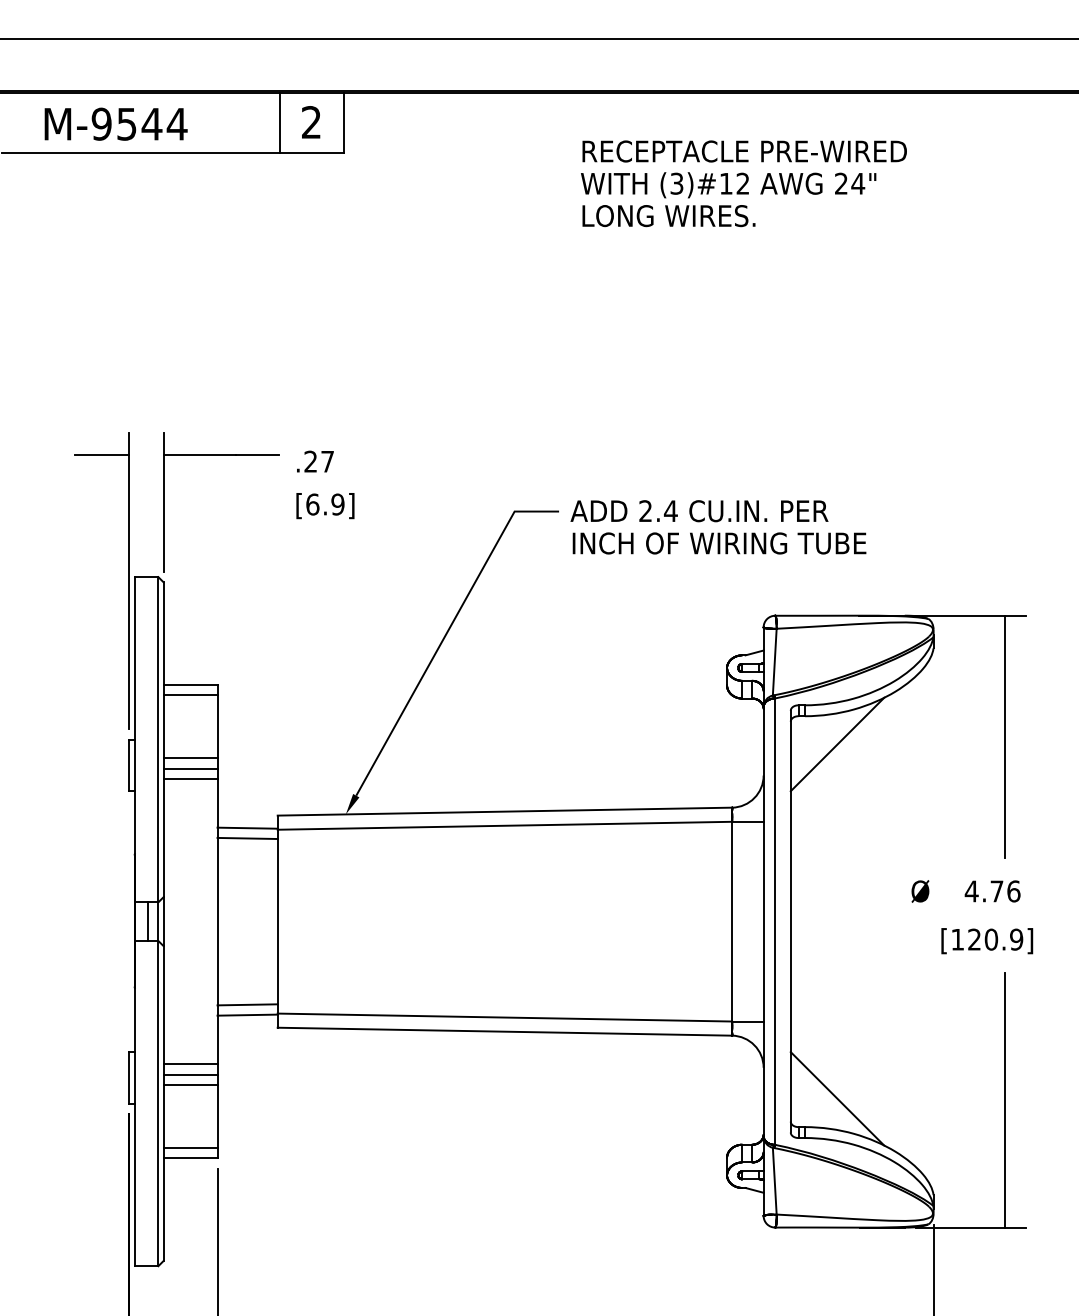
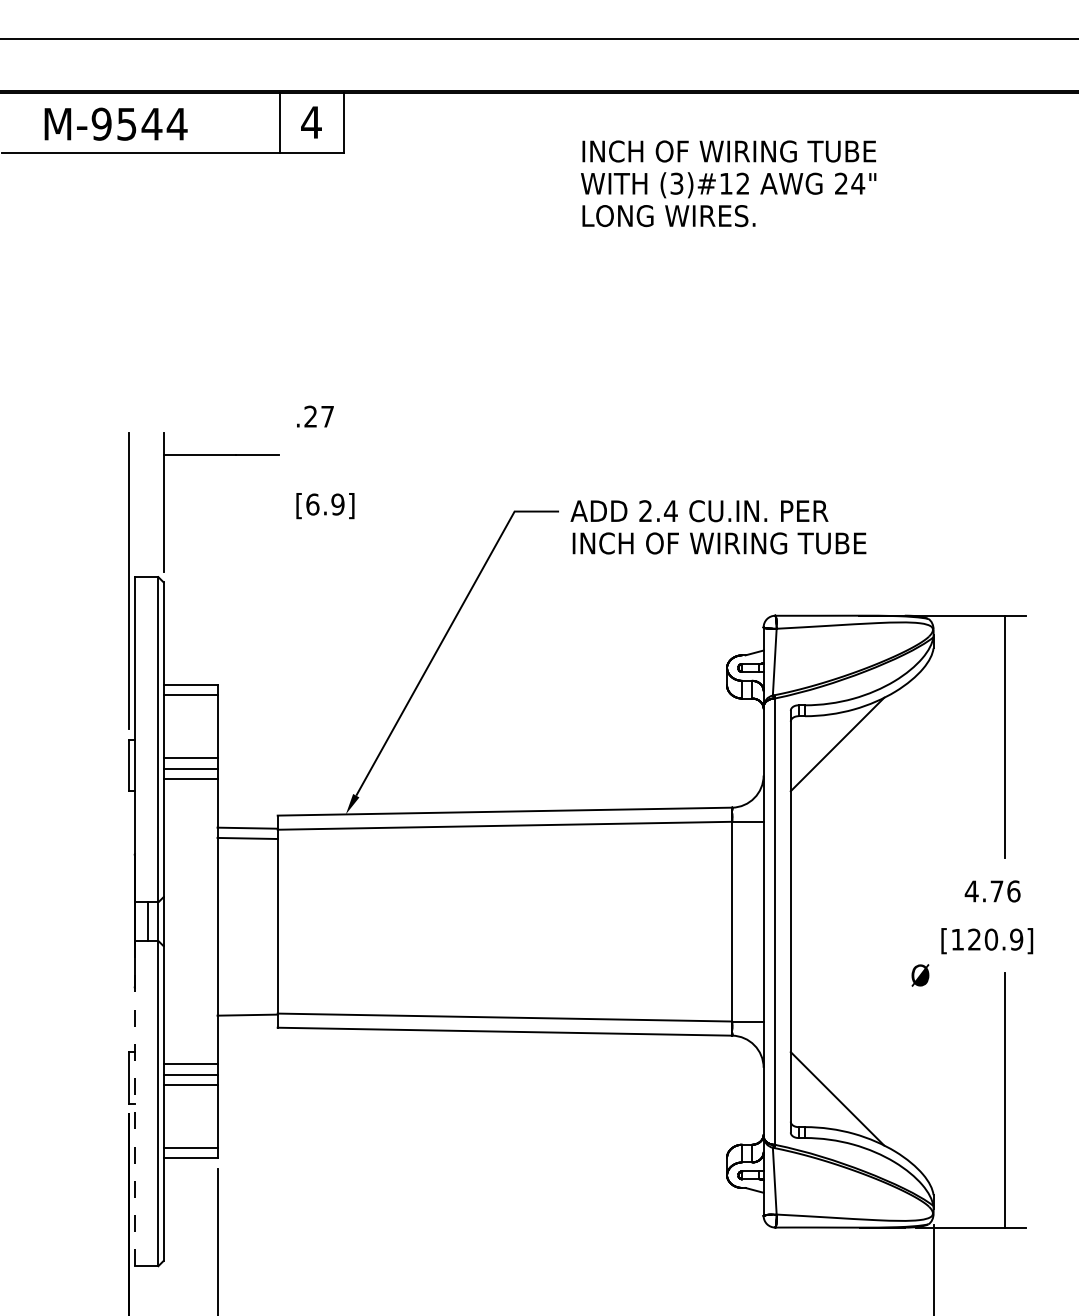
text: 2 -> 4 (311, 122)
text: RECEPTACLE PRE-WIRED -> INCH OF WIRING TUBE (745, 151)
line: present -> none (101, 454)
text position: (315, 461) -> (315, 416) (315, 416)
text position: (920, 891) -> (920, 975) (920, 975)
line: present -> none (247, 1004)
line: solid -> dashed (135, 1103)
